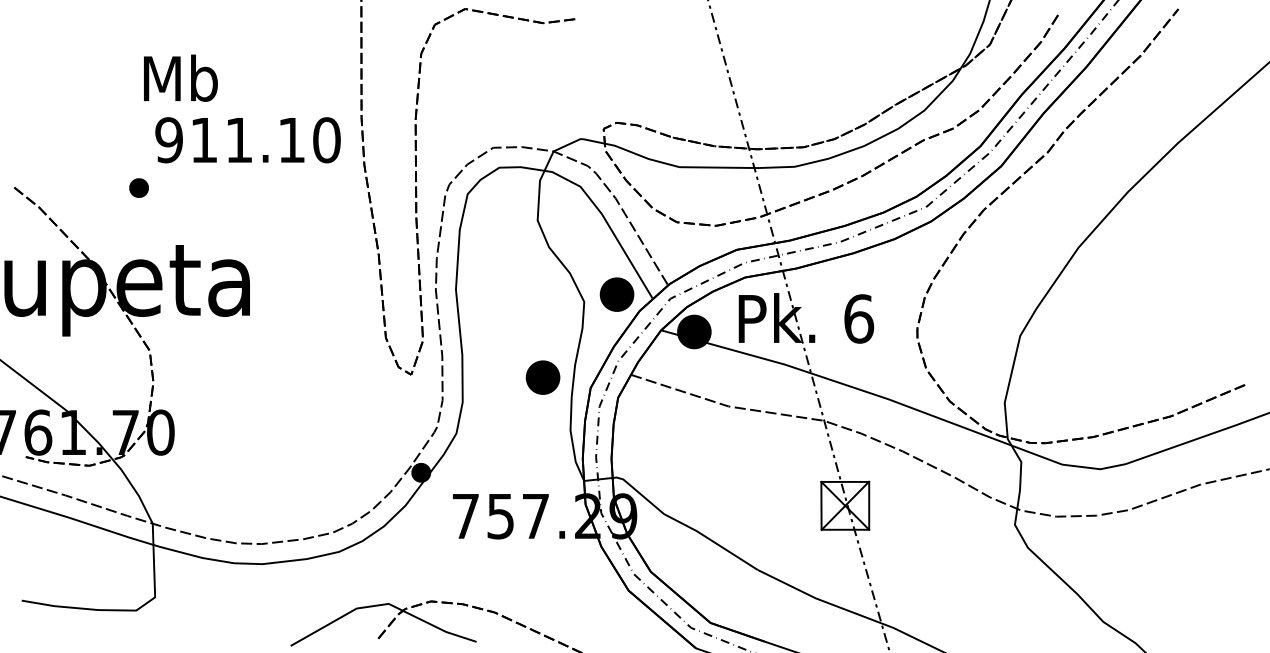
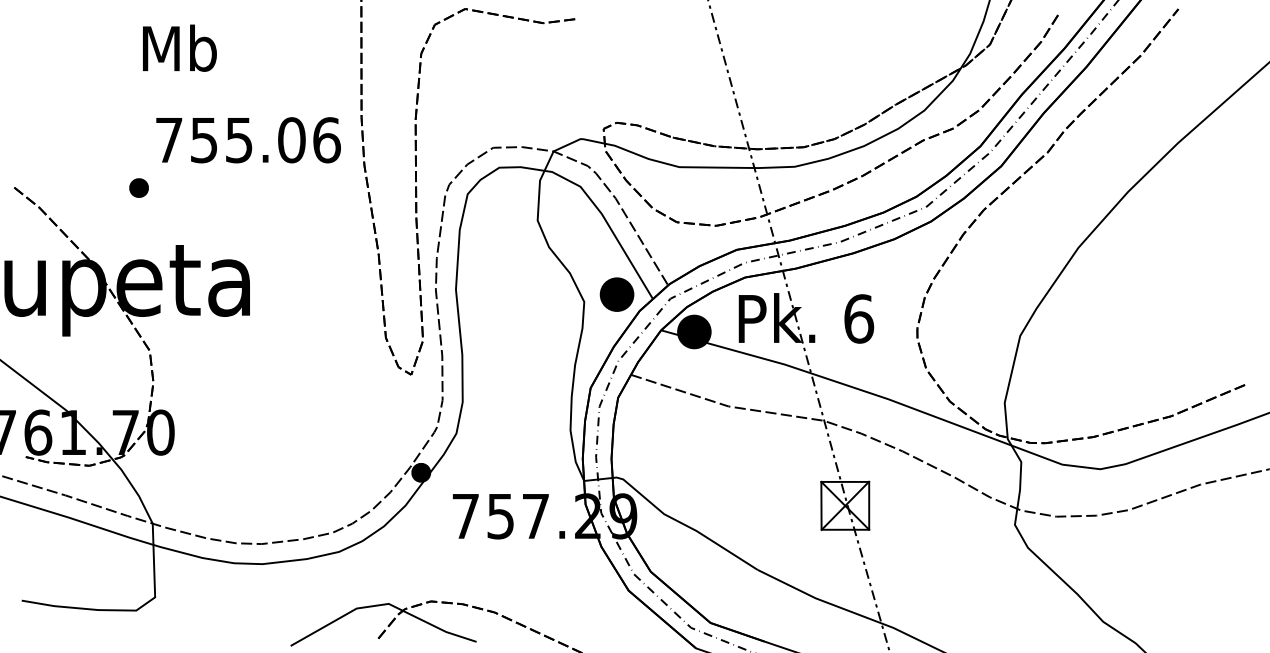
text position: (180, 77) -> (179, 47) (179, 47)
text: 911.10 -> 755.06 (247, 140)
part: present -> none (542, 377)
